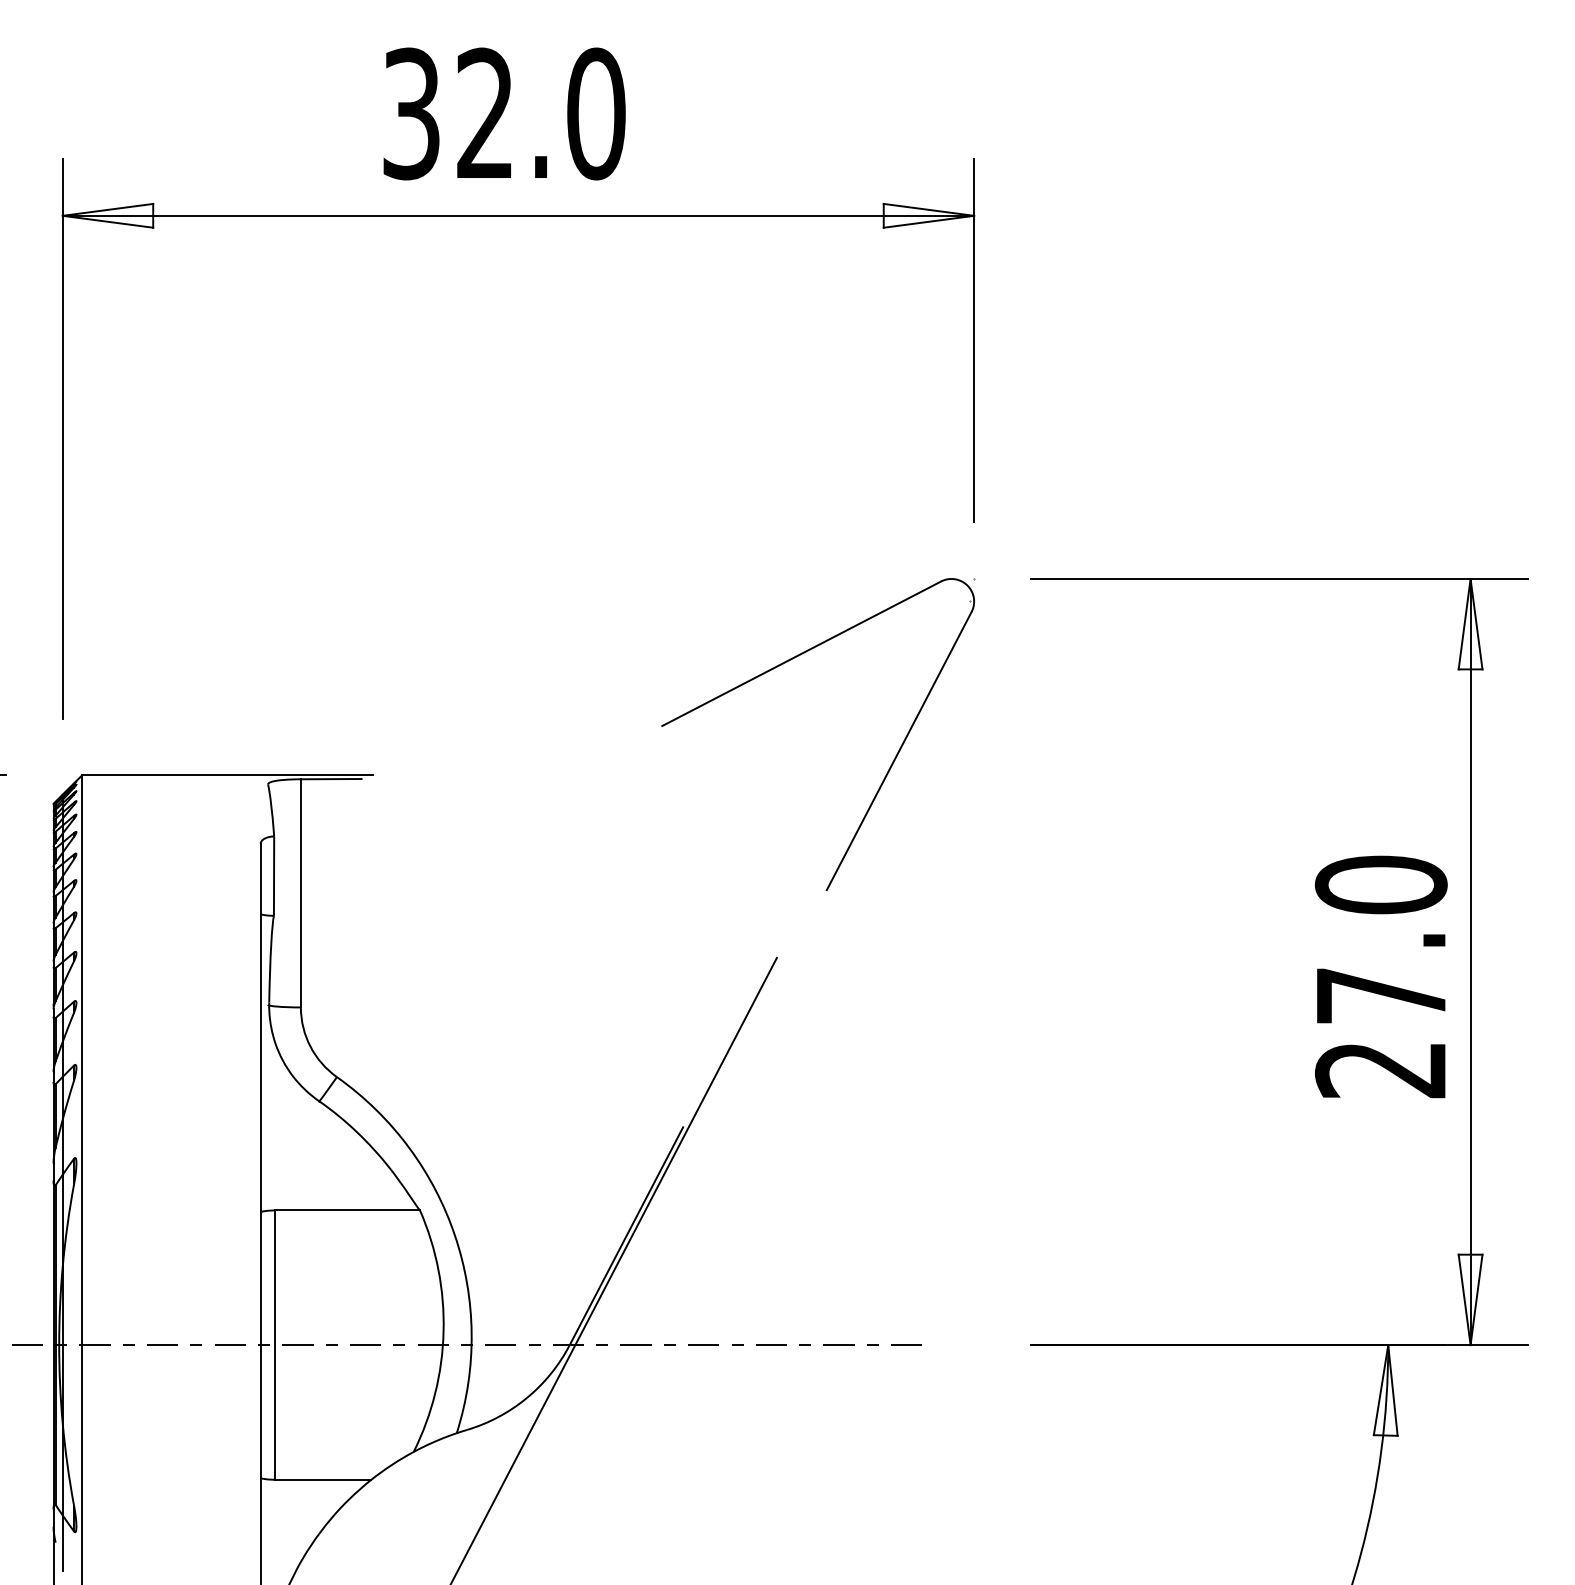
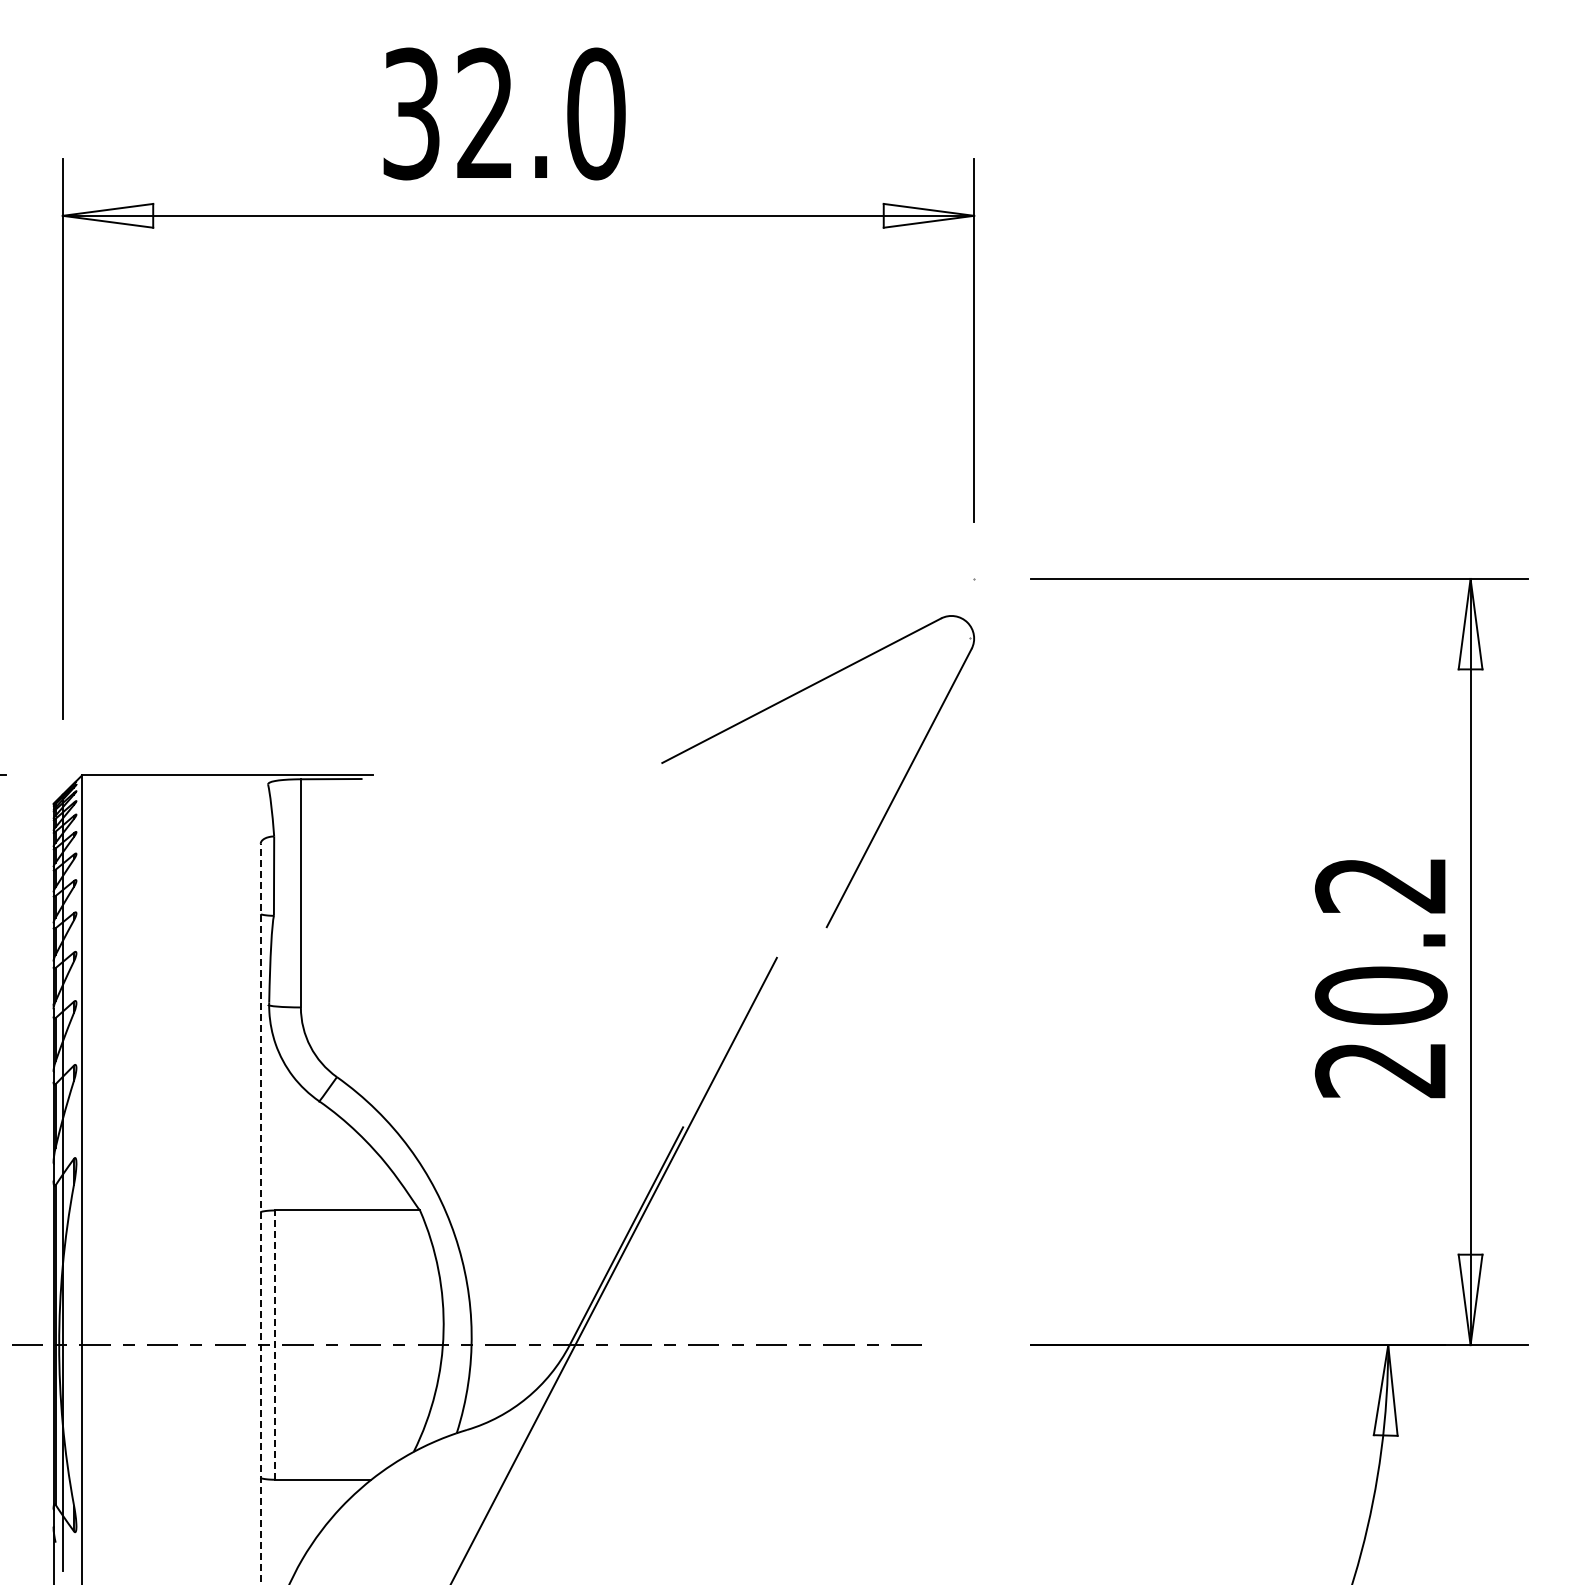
part position: (783, 664) -> (783, 701) (783, 701)
text: 27.0 -> 20.2 (1380, 939)
line: solid -> dashed (260, 1213)
line: solid -> dashed (274, 1345)
